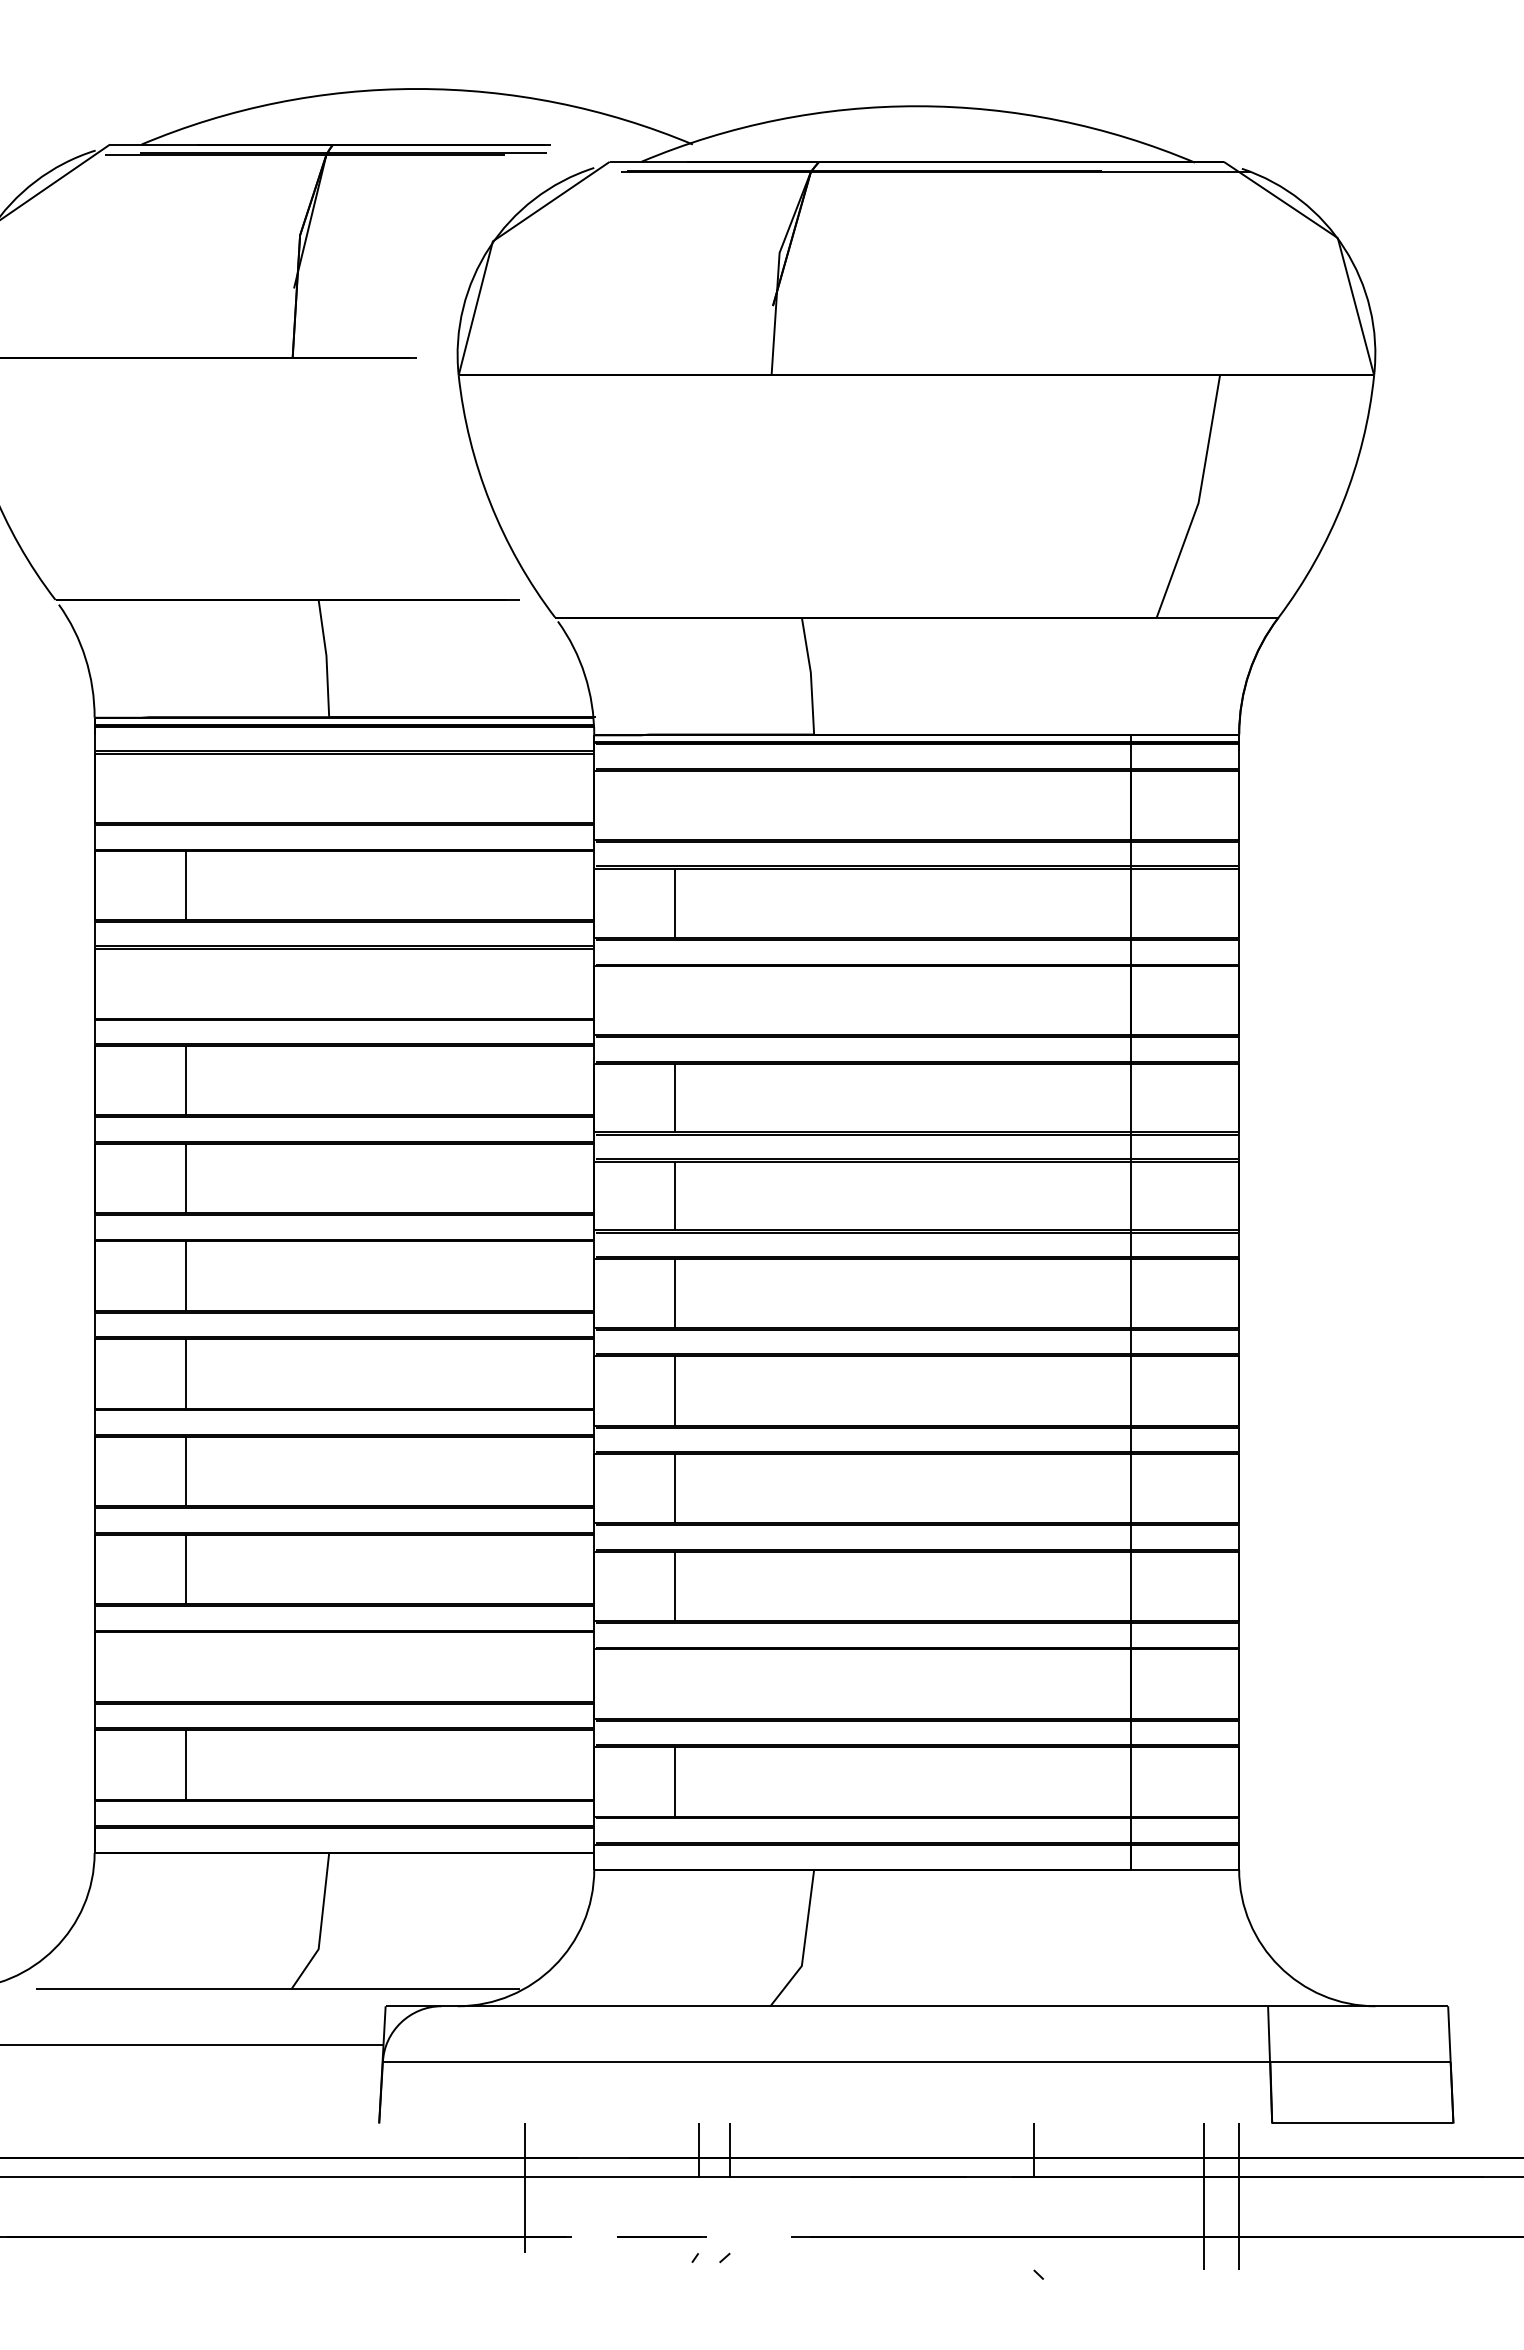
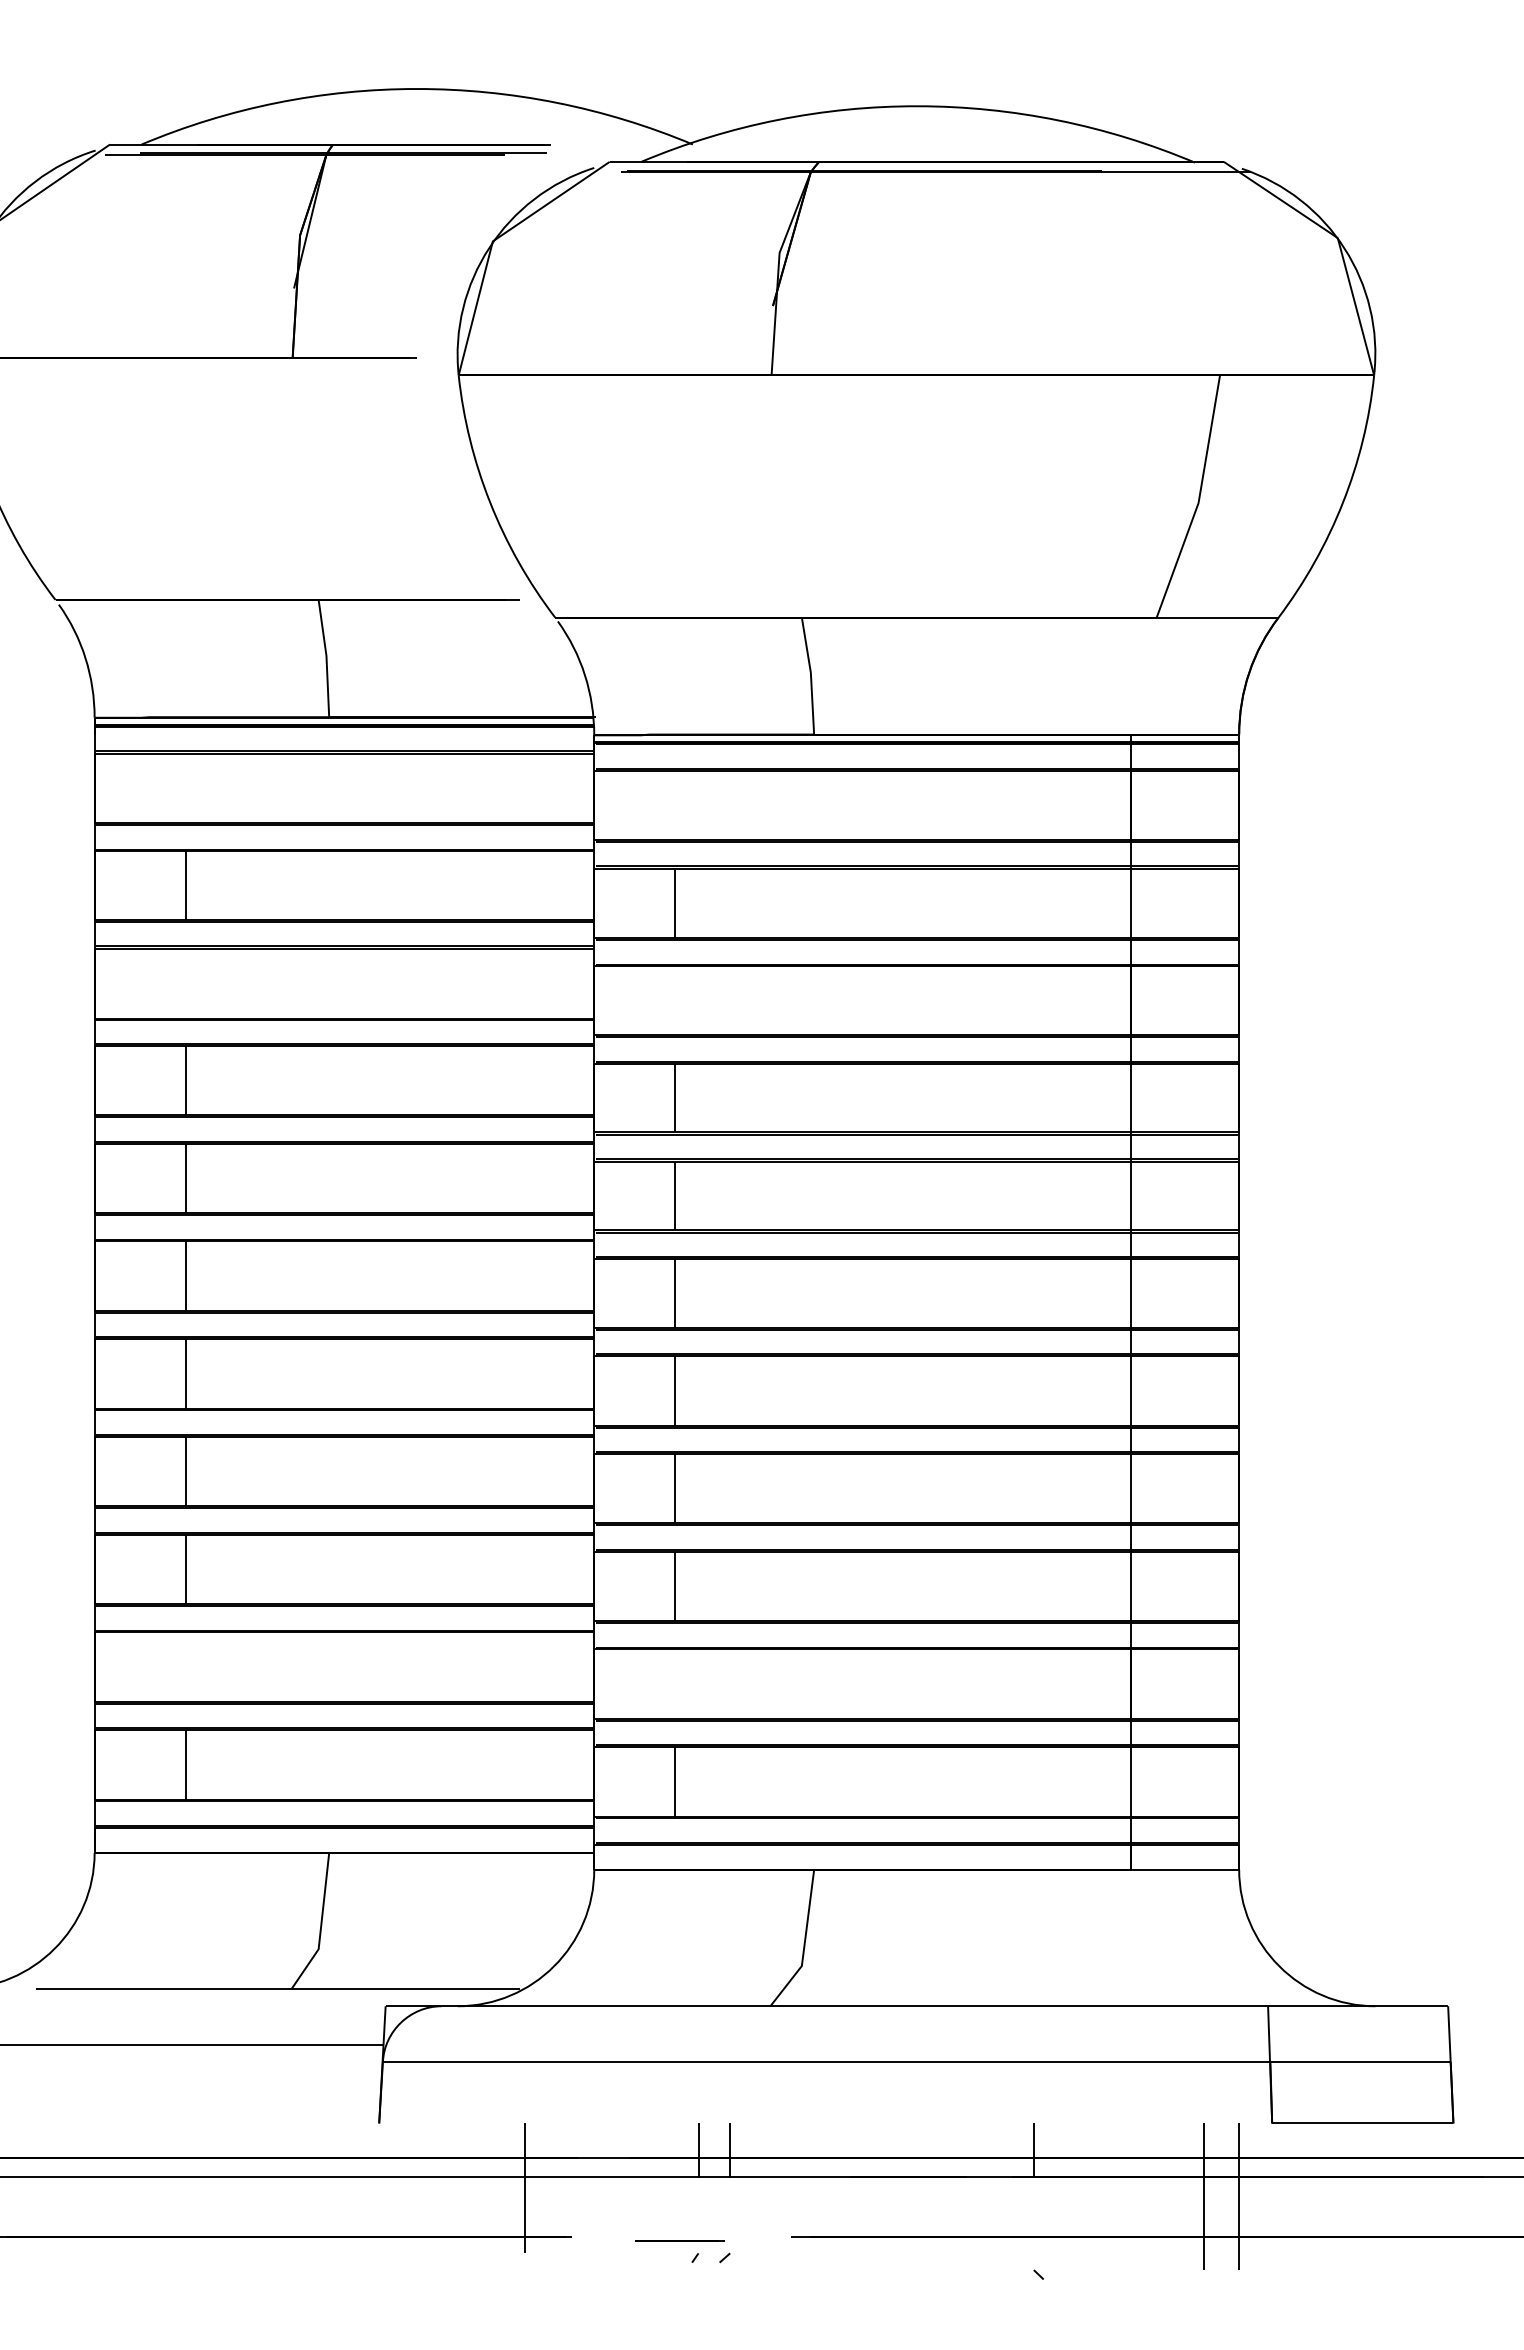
line position: (661, 2236) -> (679, 2240) (679, 2240)
